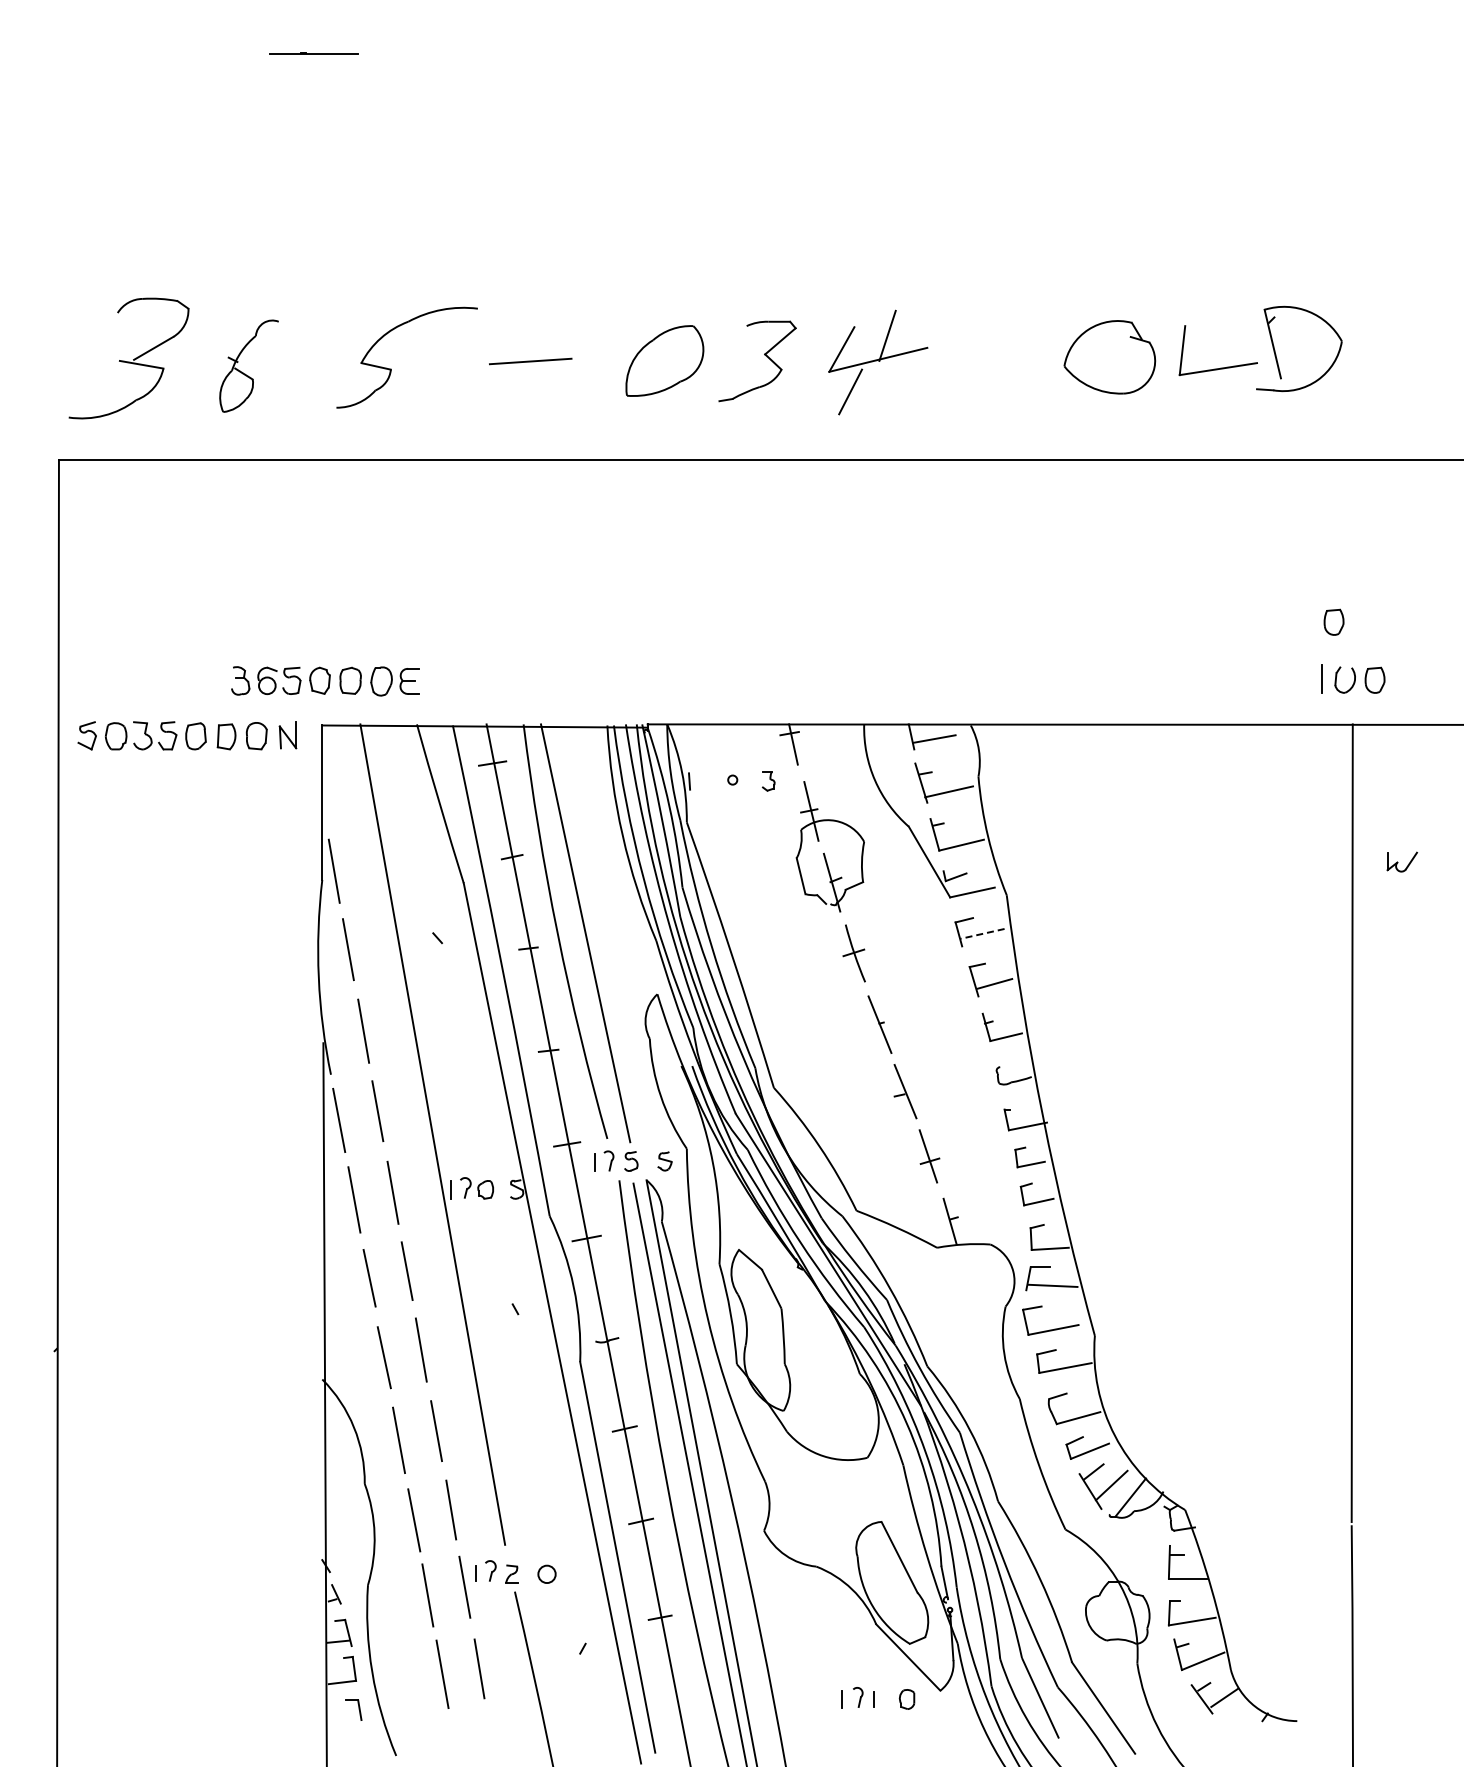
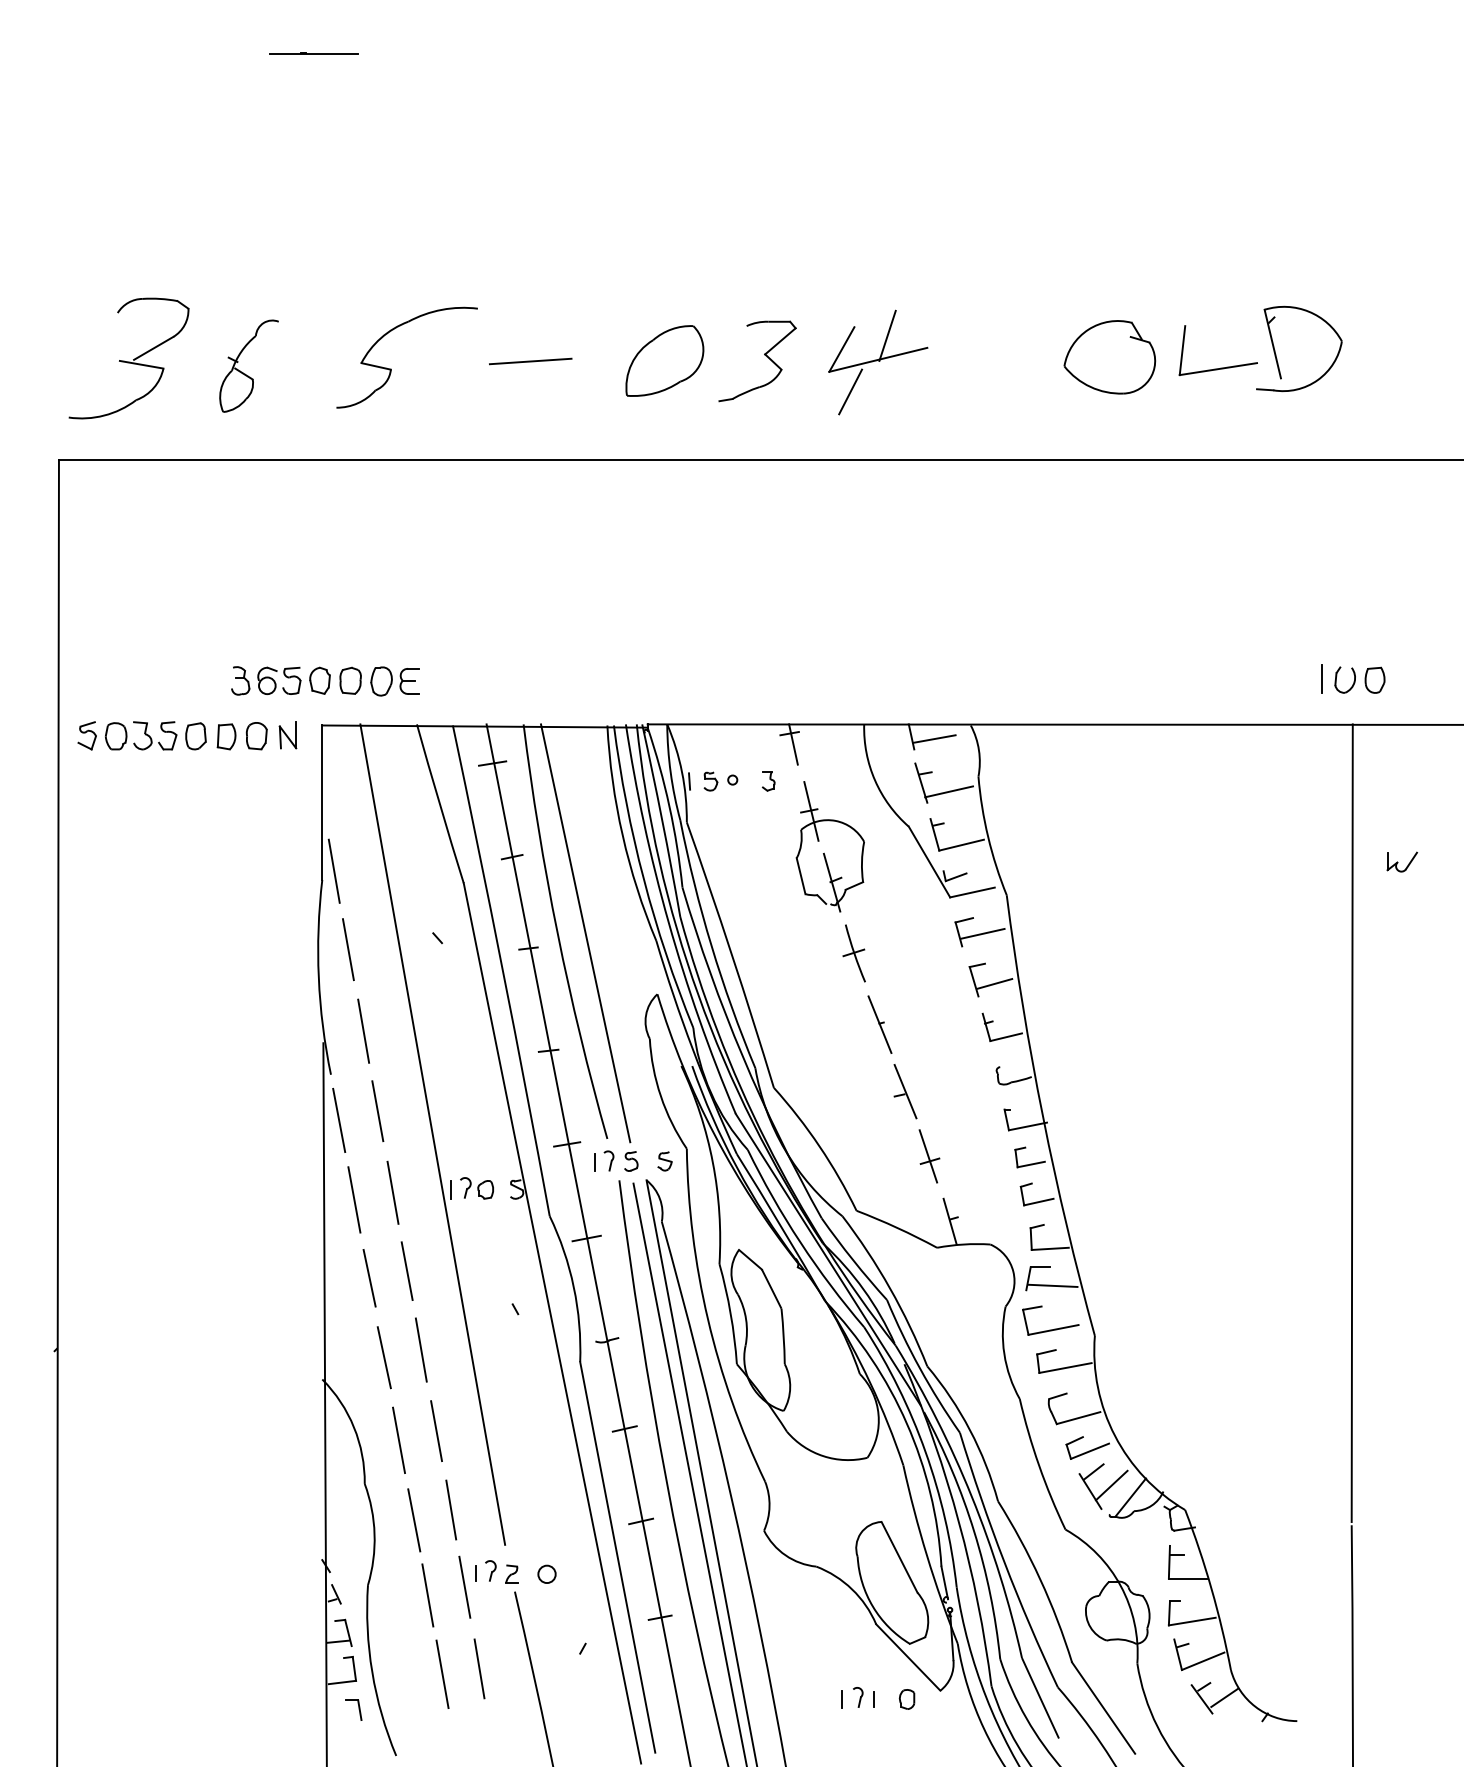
part: present -> none (1333, 621)
part: none -> present (710, 781)
line: dashed -> solid (982, 933)
